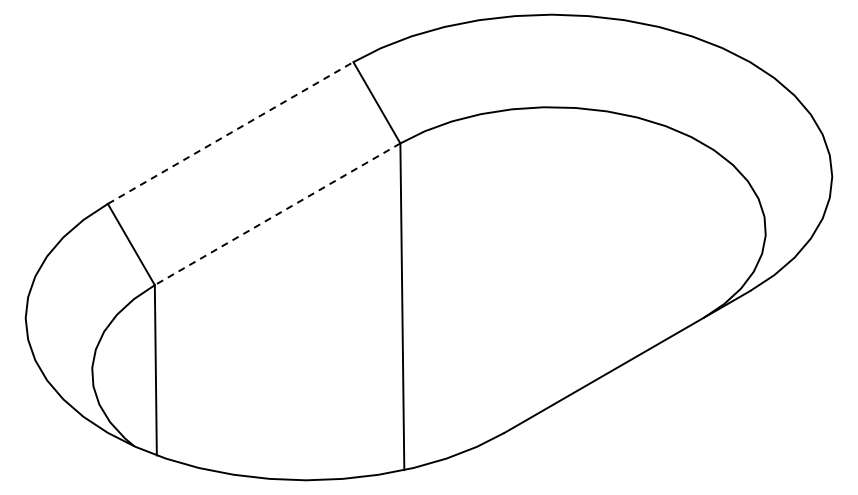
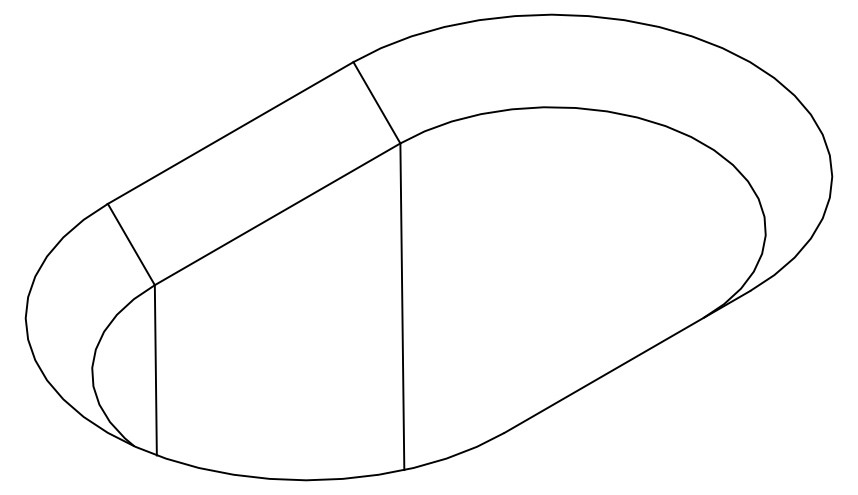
line: dashed -> solid (230, 133)
line: dashed -> solid (277, 214)
